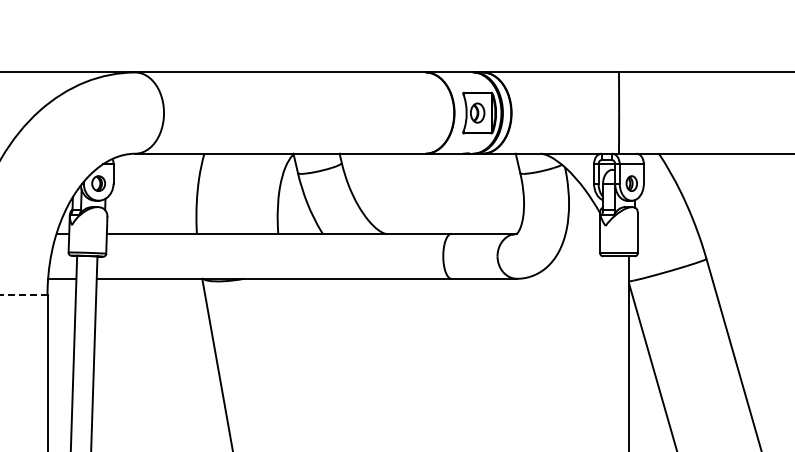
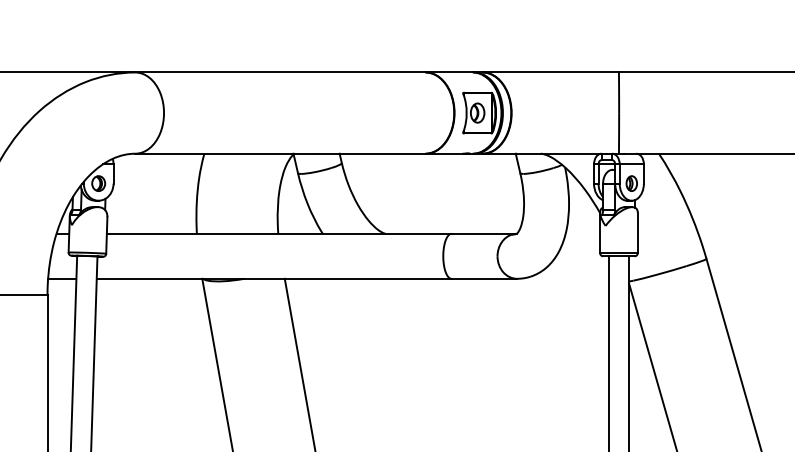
line: dashed -> solid (23, 294)
line: none -> present (608, 352)
line: none -> present (299, 363)
